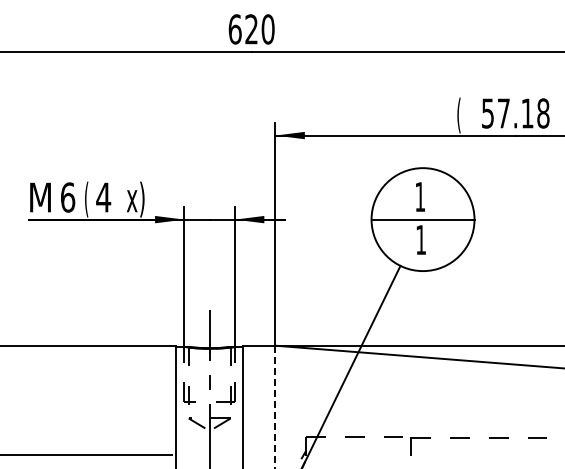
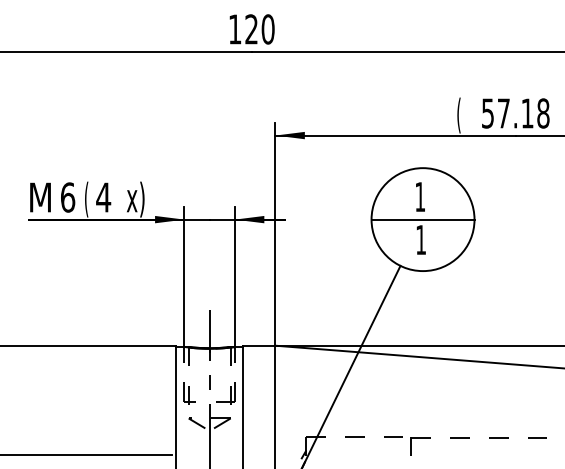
text: 620 -> 120 (234, 29)
line: dashed -> solid (275, 407)
